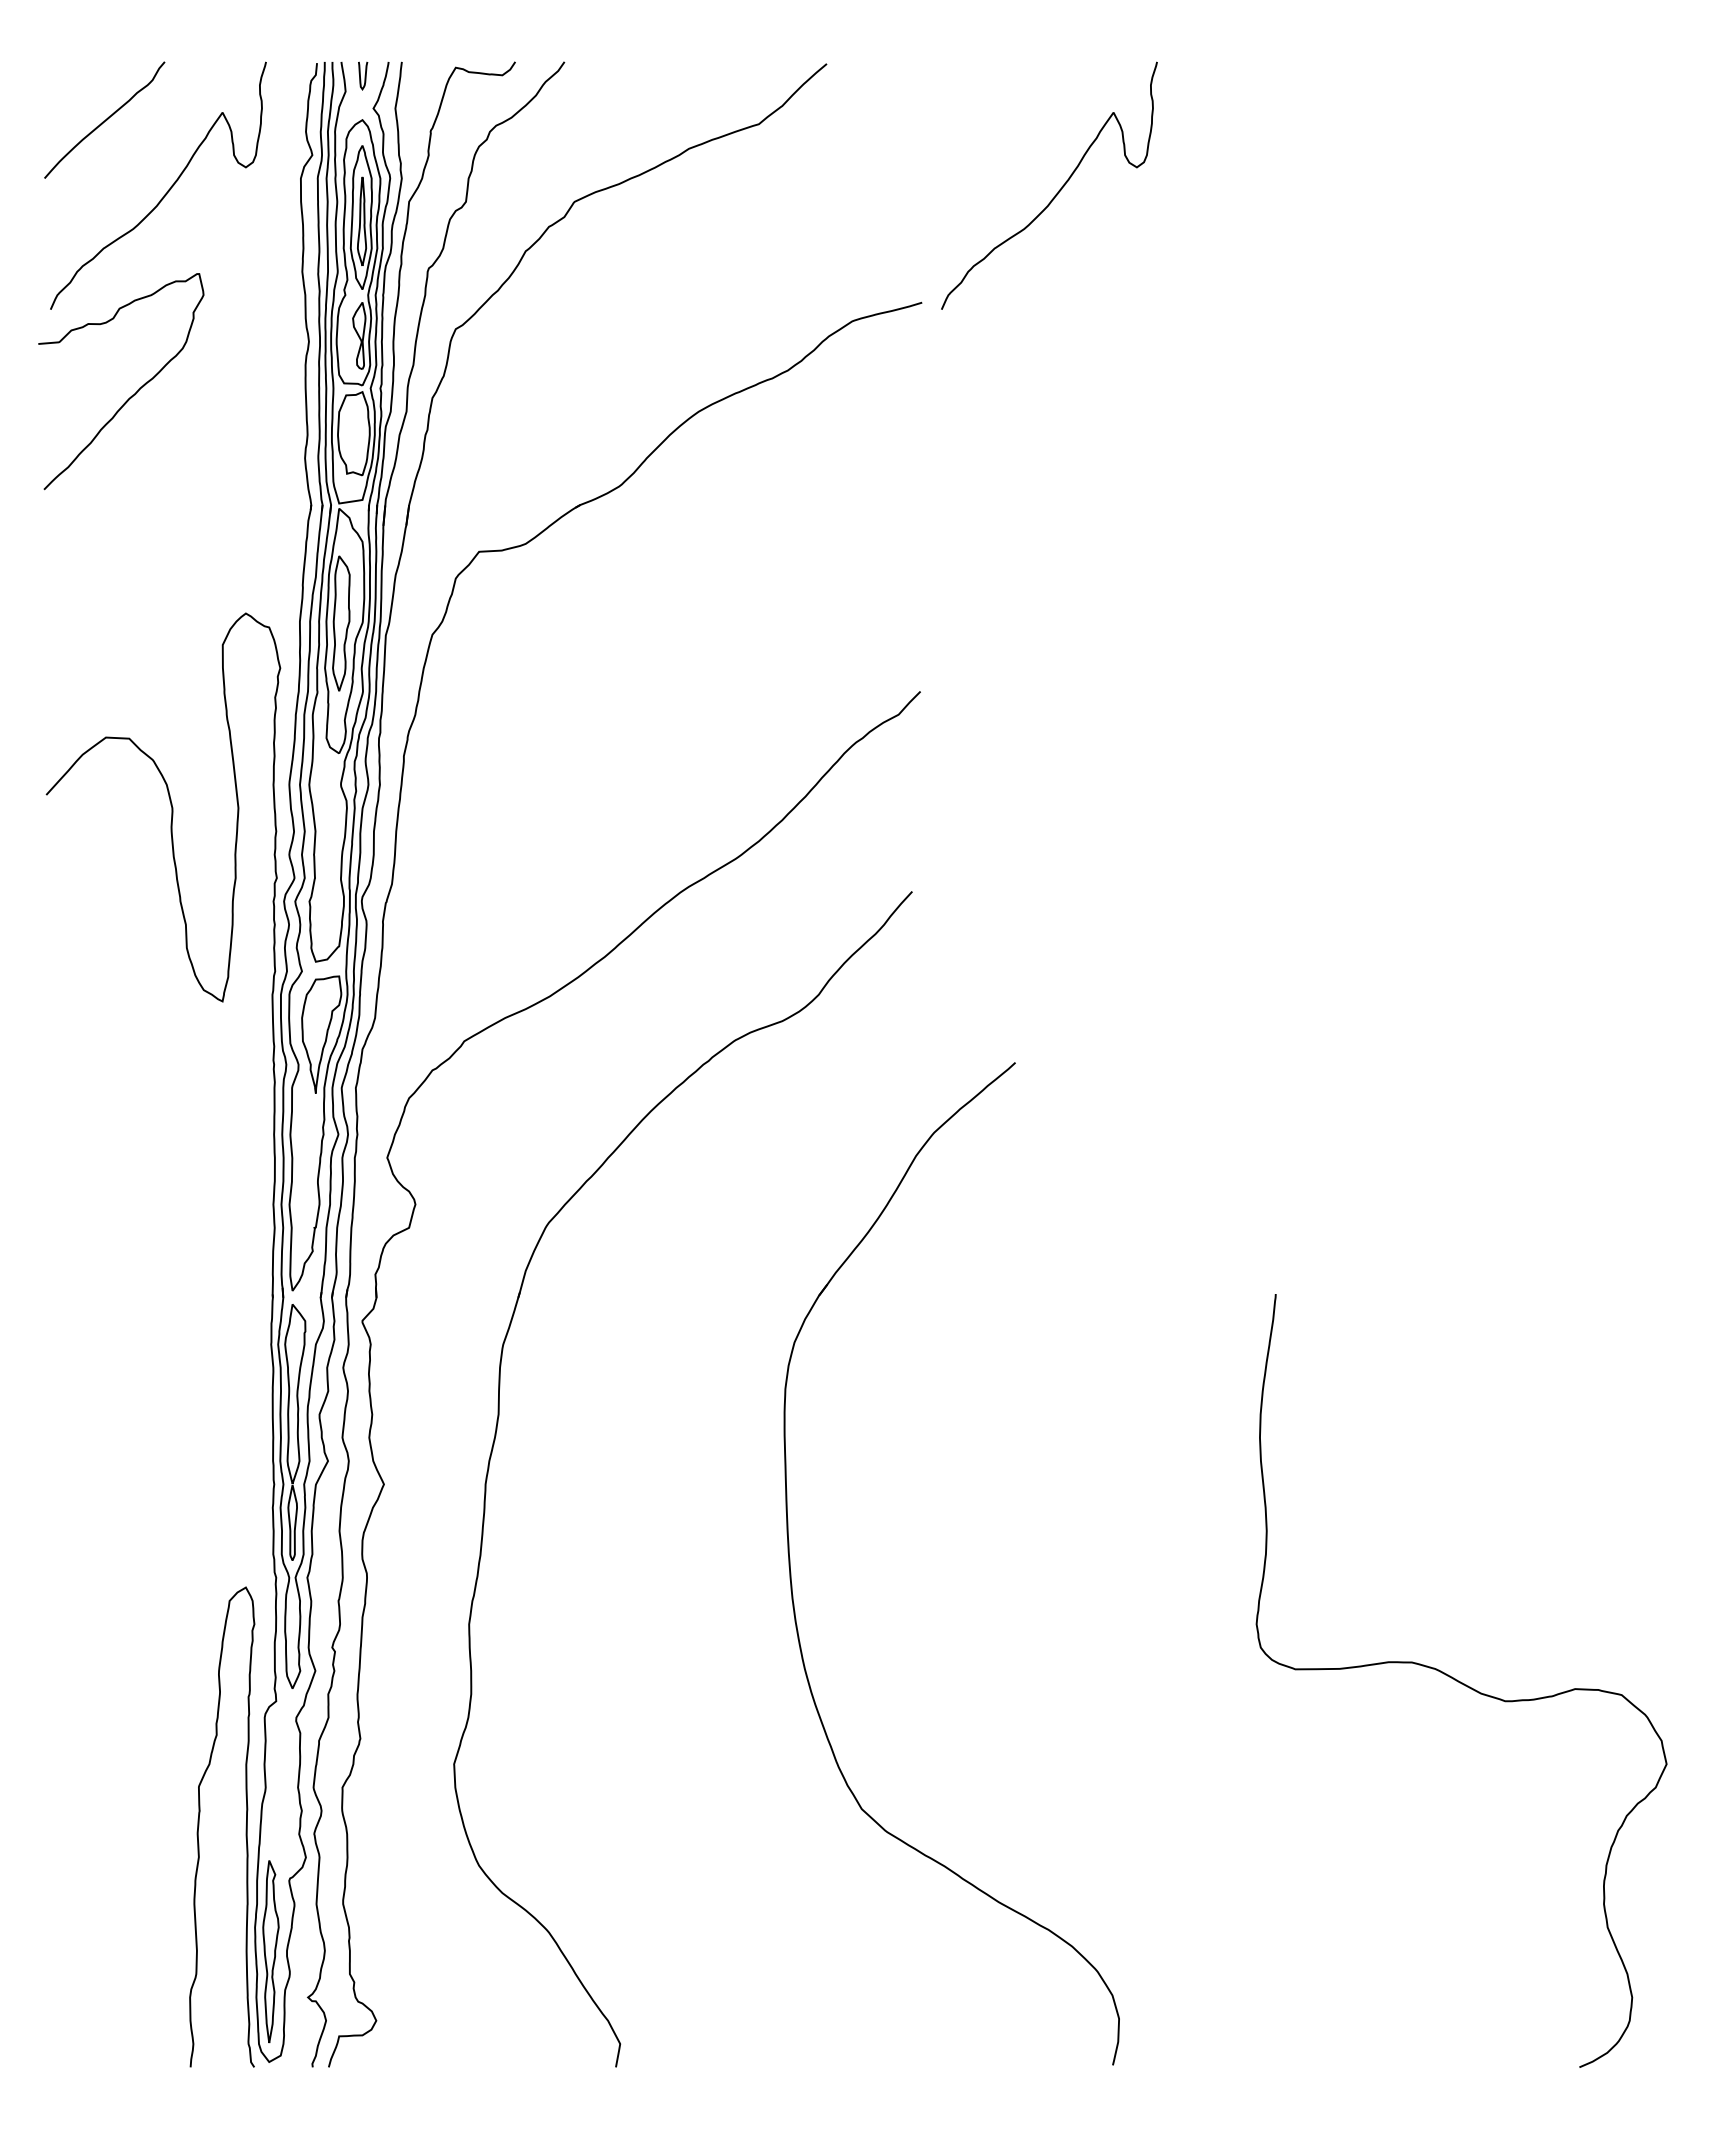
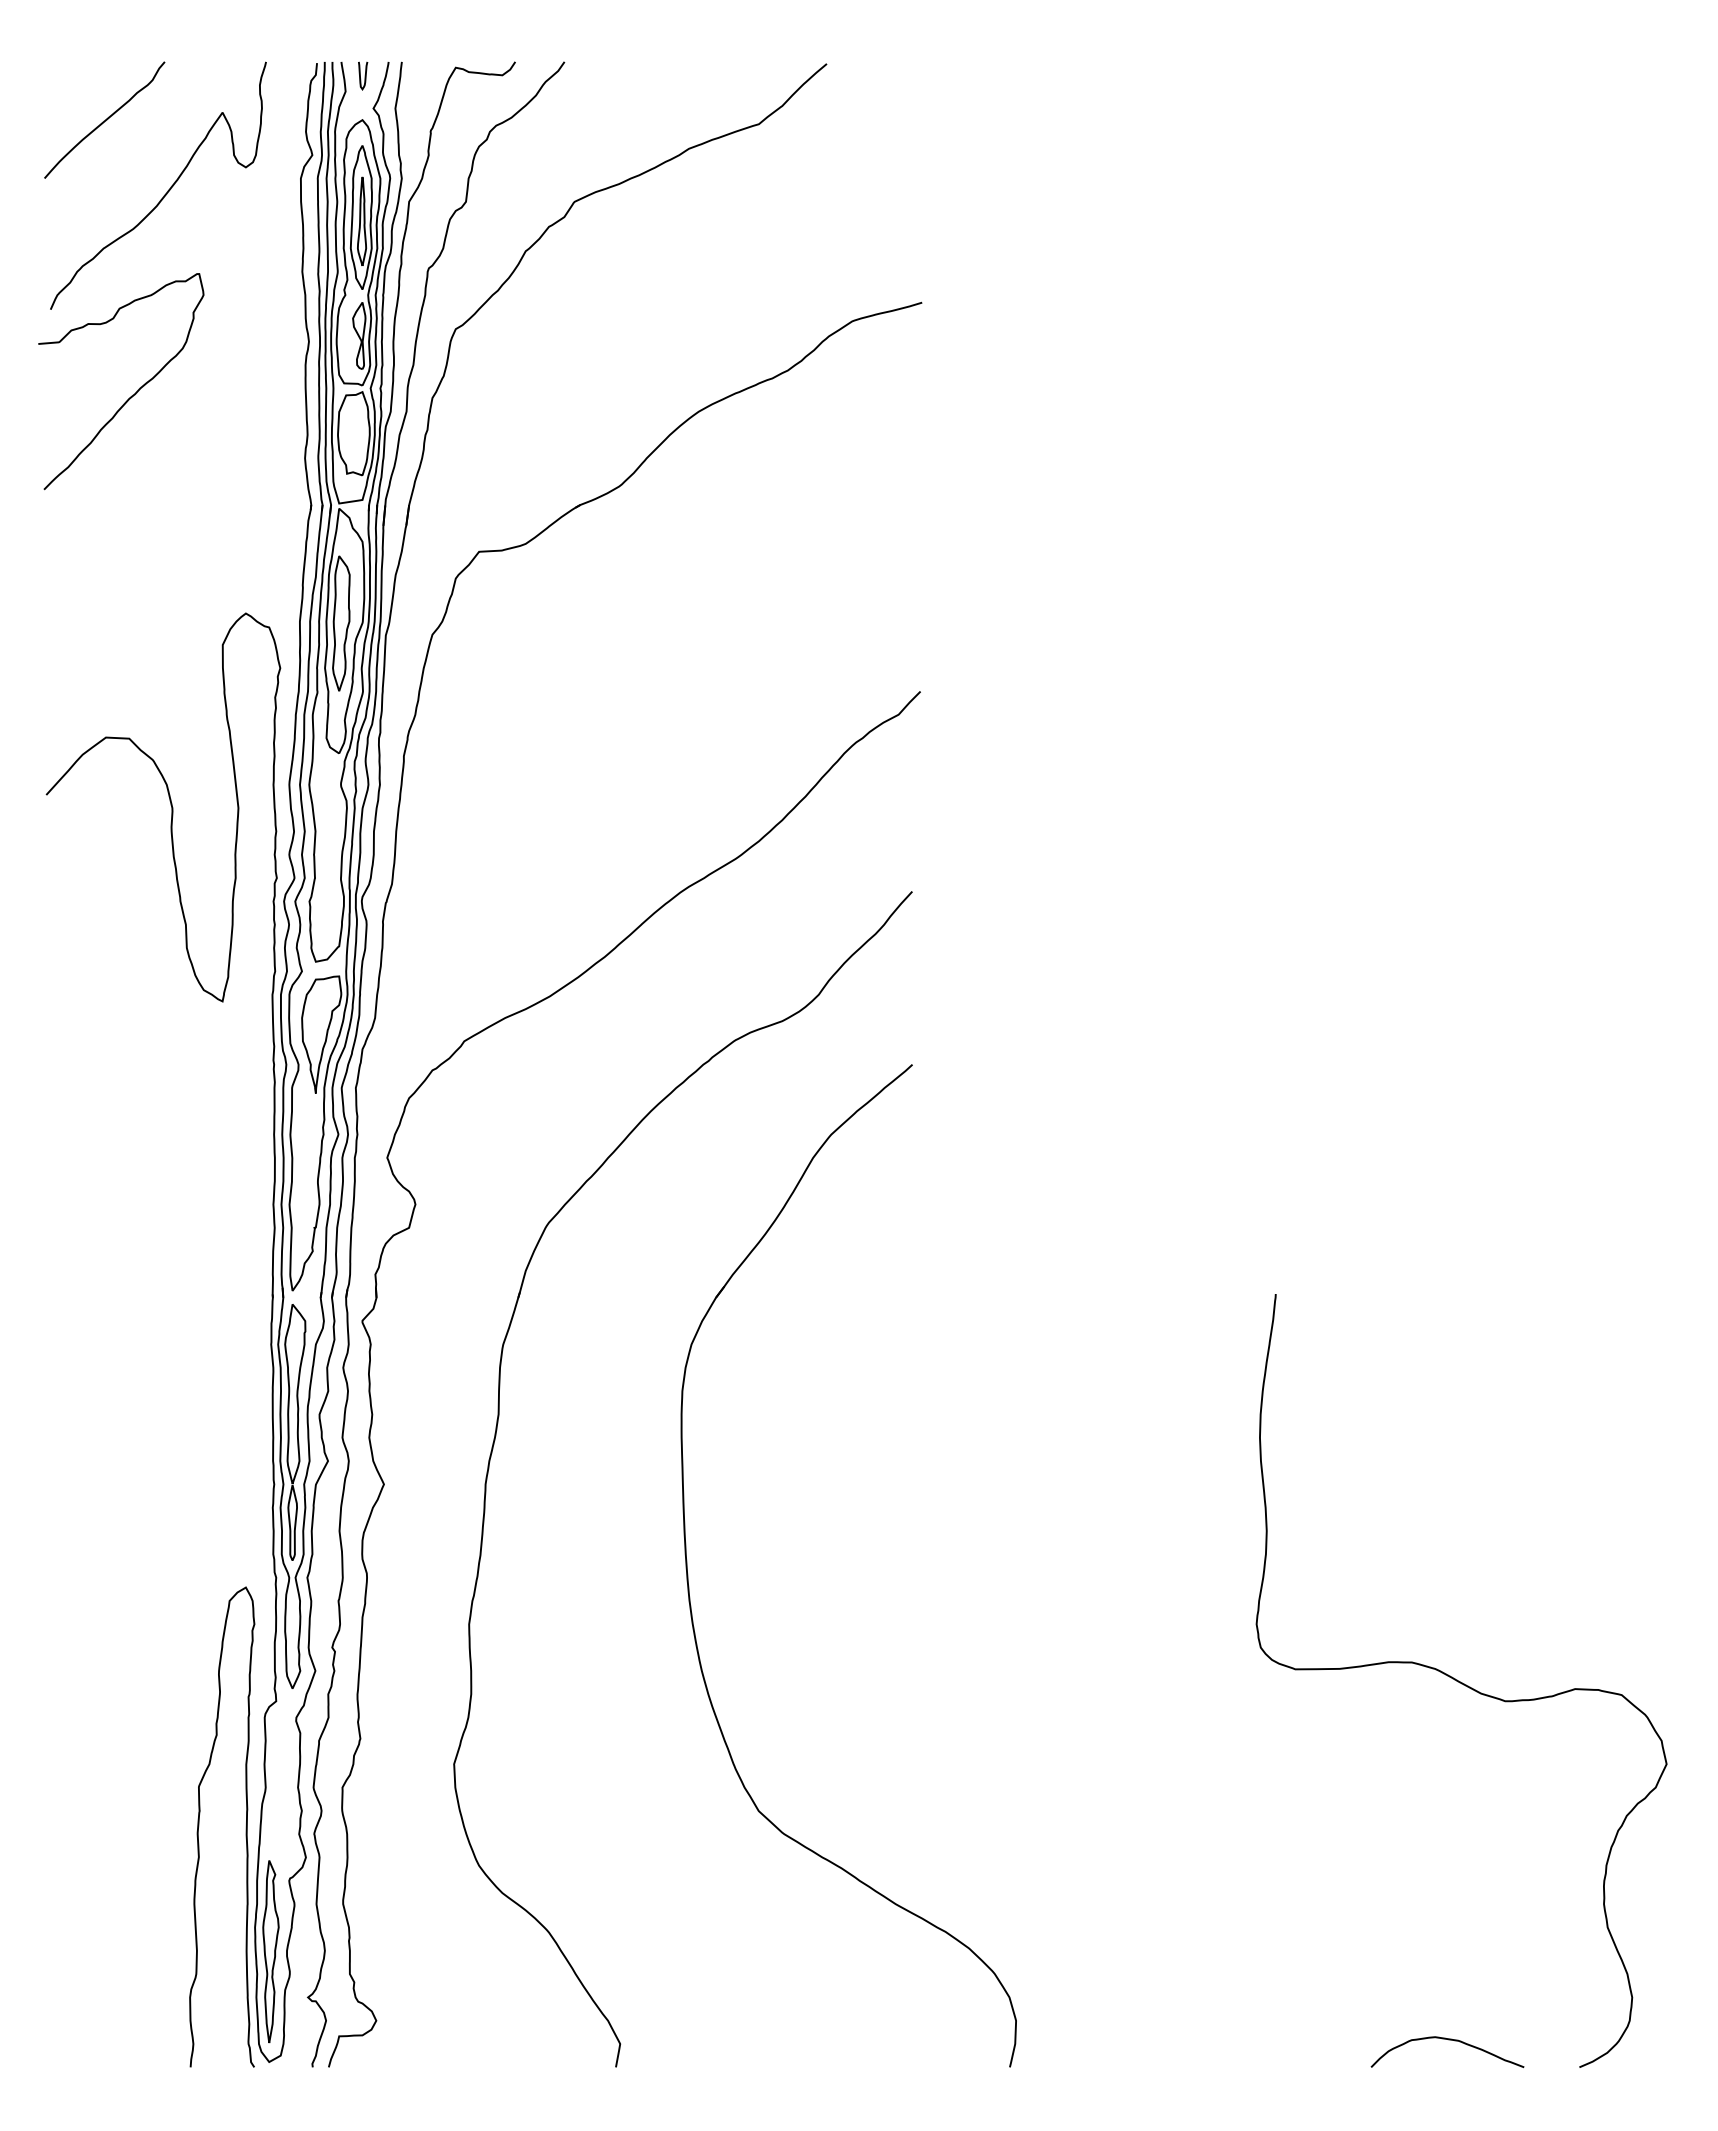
curve: present -> none (1058, 190)
part position: (791, 1572) -> (688, 1574) (688, 1574)
curve: none -> present (1448, 2040)
